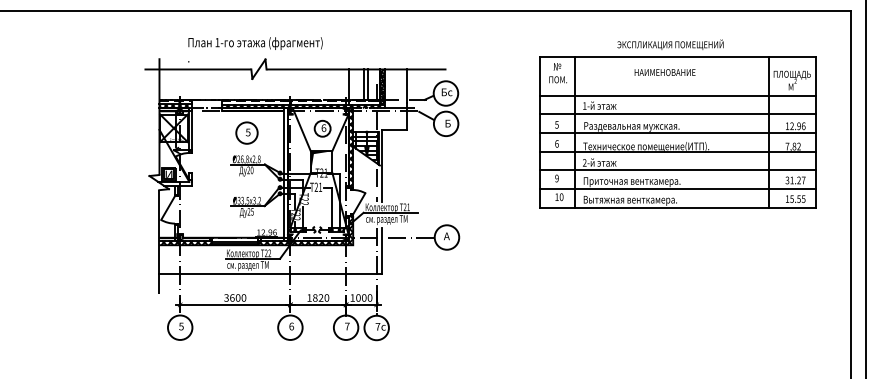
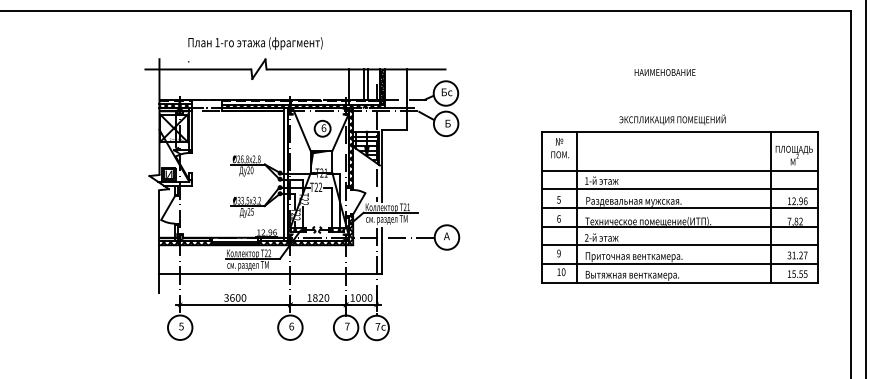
part position: (677, 123) -> (679, 198) (679, 198)
part: present -> none (246, 132)
text: 21 -> 22 (320, 186)
